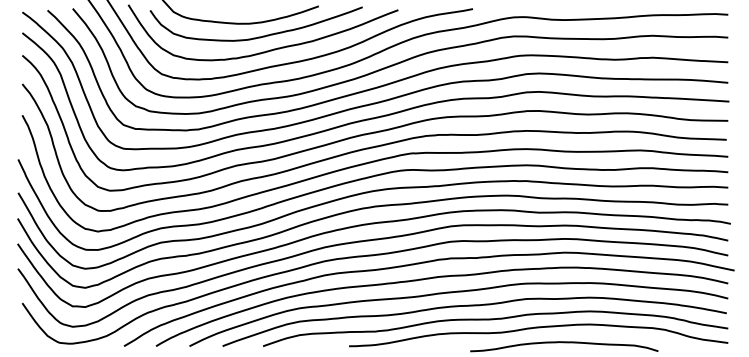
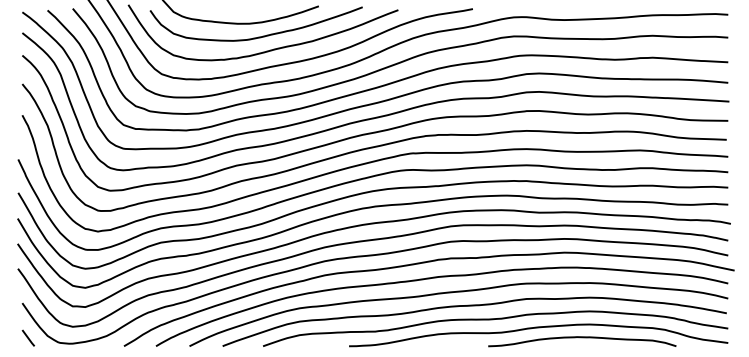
line: none -> present (28, 337)
curve position: (564, 343) -> (582, 338) (582, 338)
